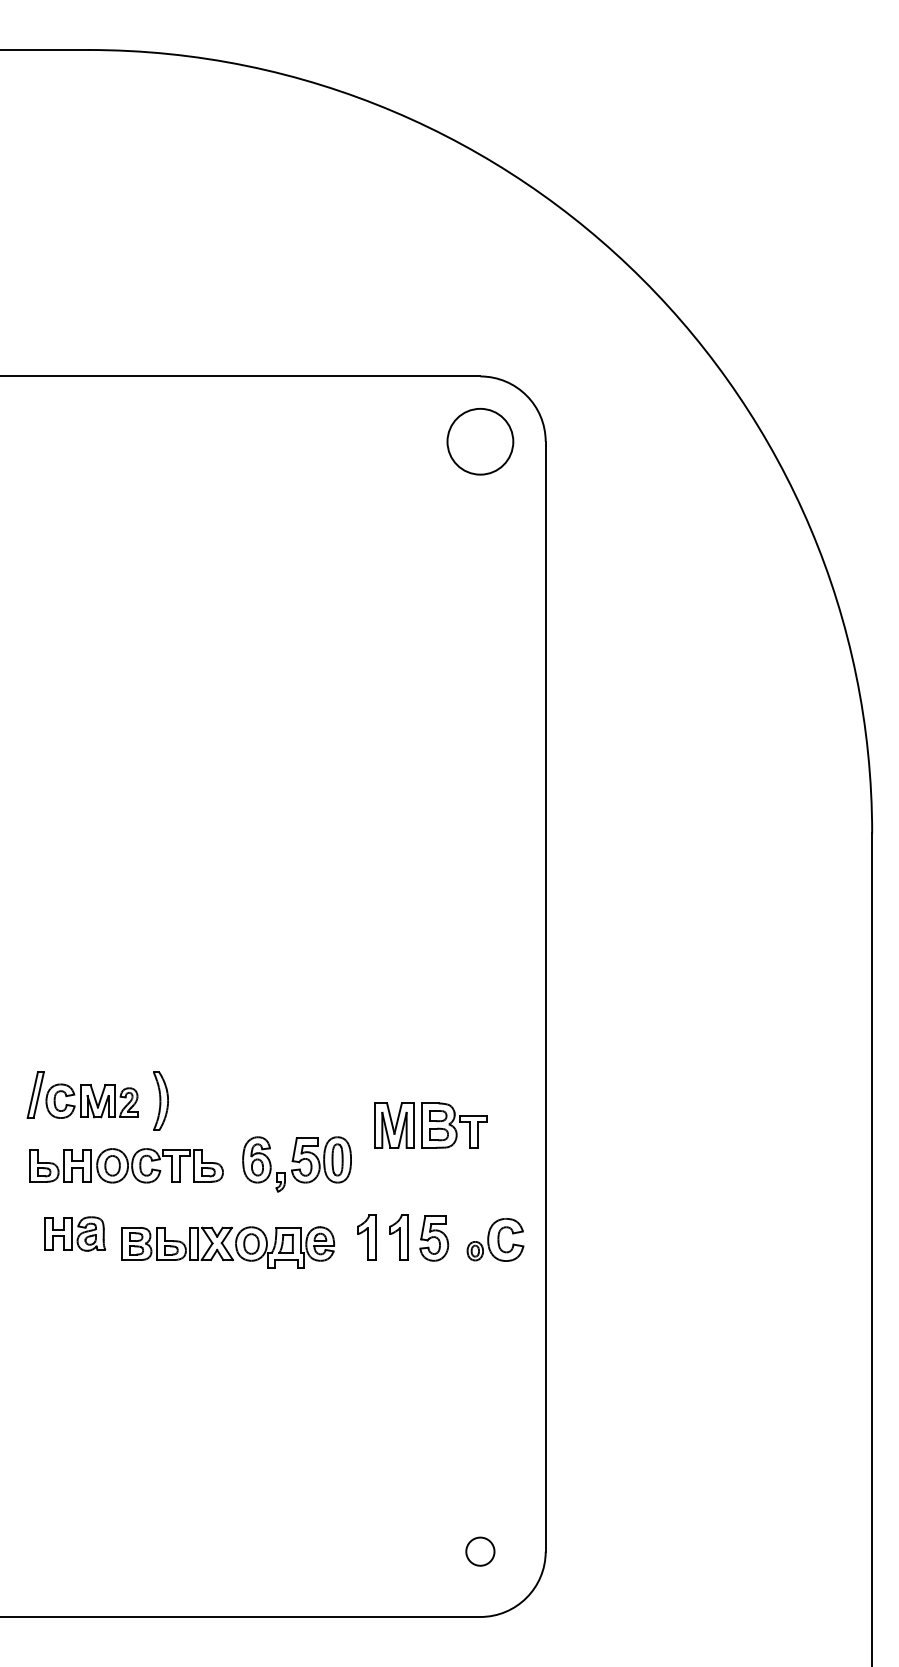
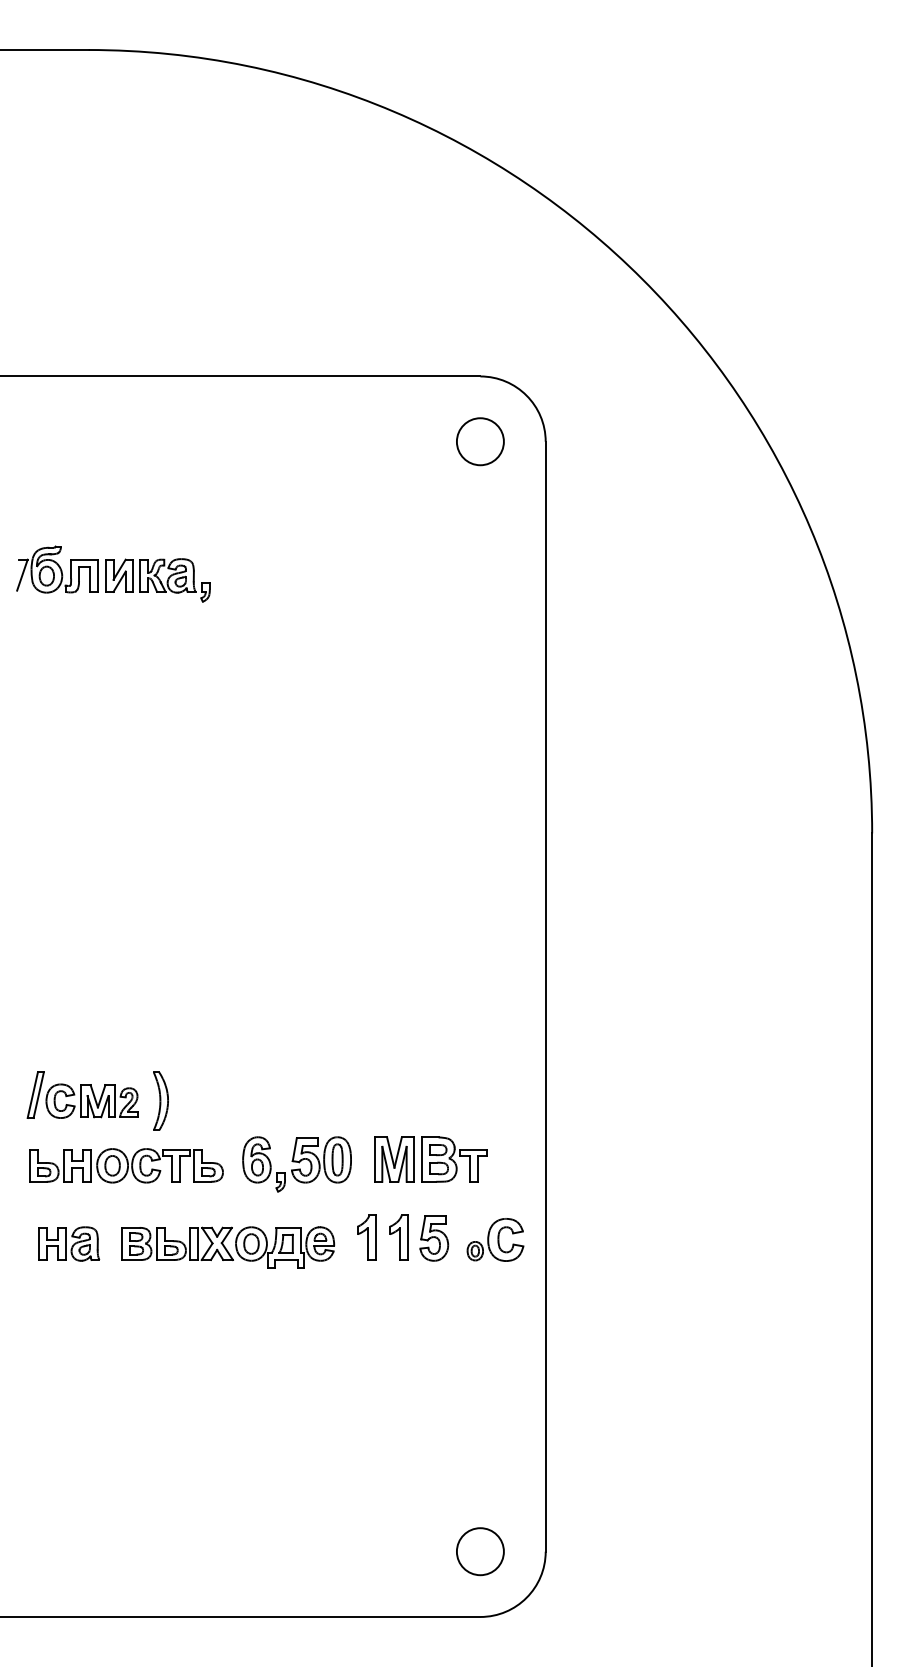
circle diameter: 66 px -> 47 px (479, 441)
part: none -> present (113, 573)
part position: (430, 1125) -> (430, 1159) (430, 1159)
part position: (75, 1233) -> (69, 1243) (69, 1243)
circle diameter: 28 px -> 47 px (479, 1551)
